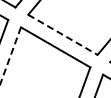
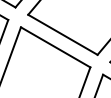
line: dashed -> solid (63, 35)
line: dashed -> solid (10, 56)
